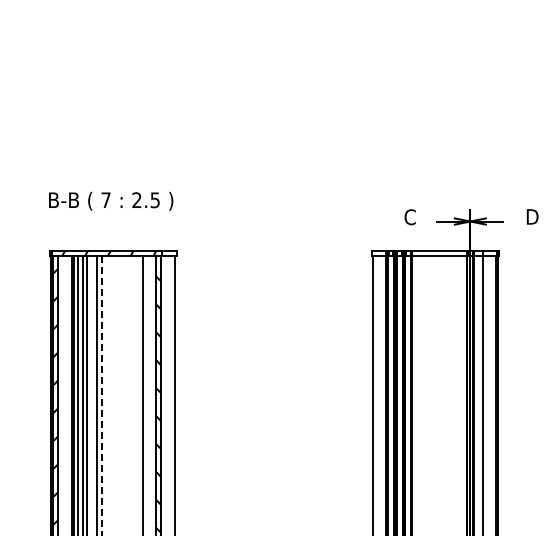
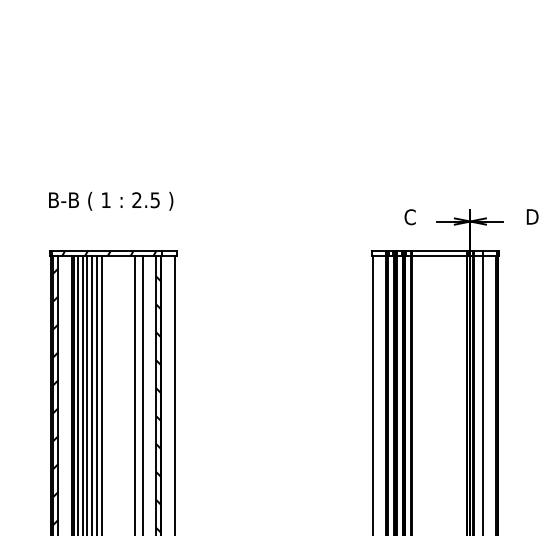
text: 7 -> 1 (105, 199)
line: none -> present (92, 394)
line: none -> present (135, 394)
line: dashed -> solid (101, 396)
